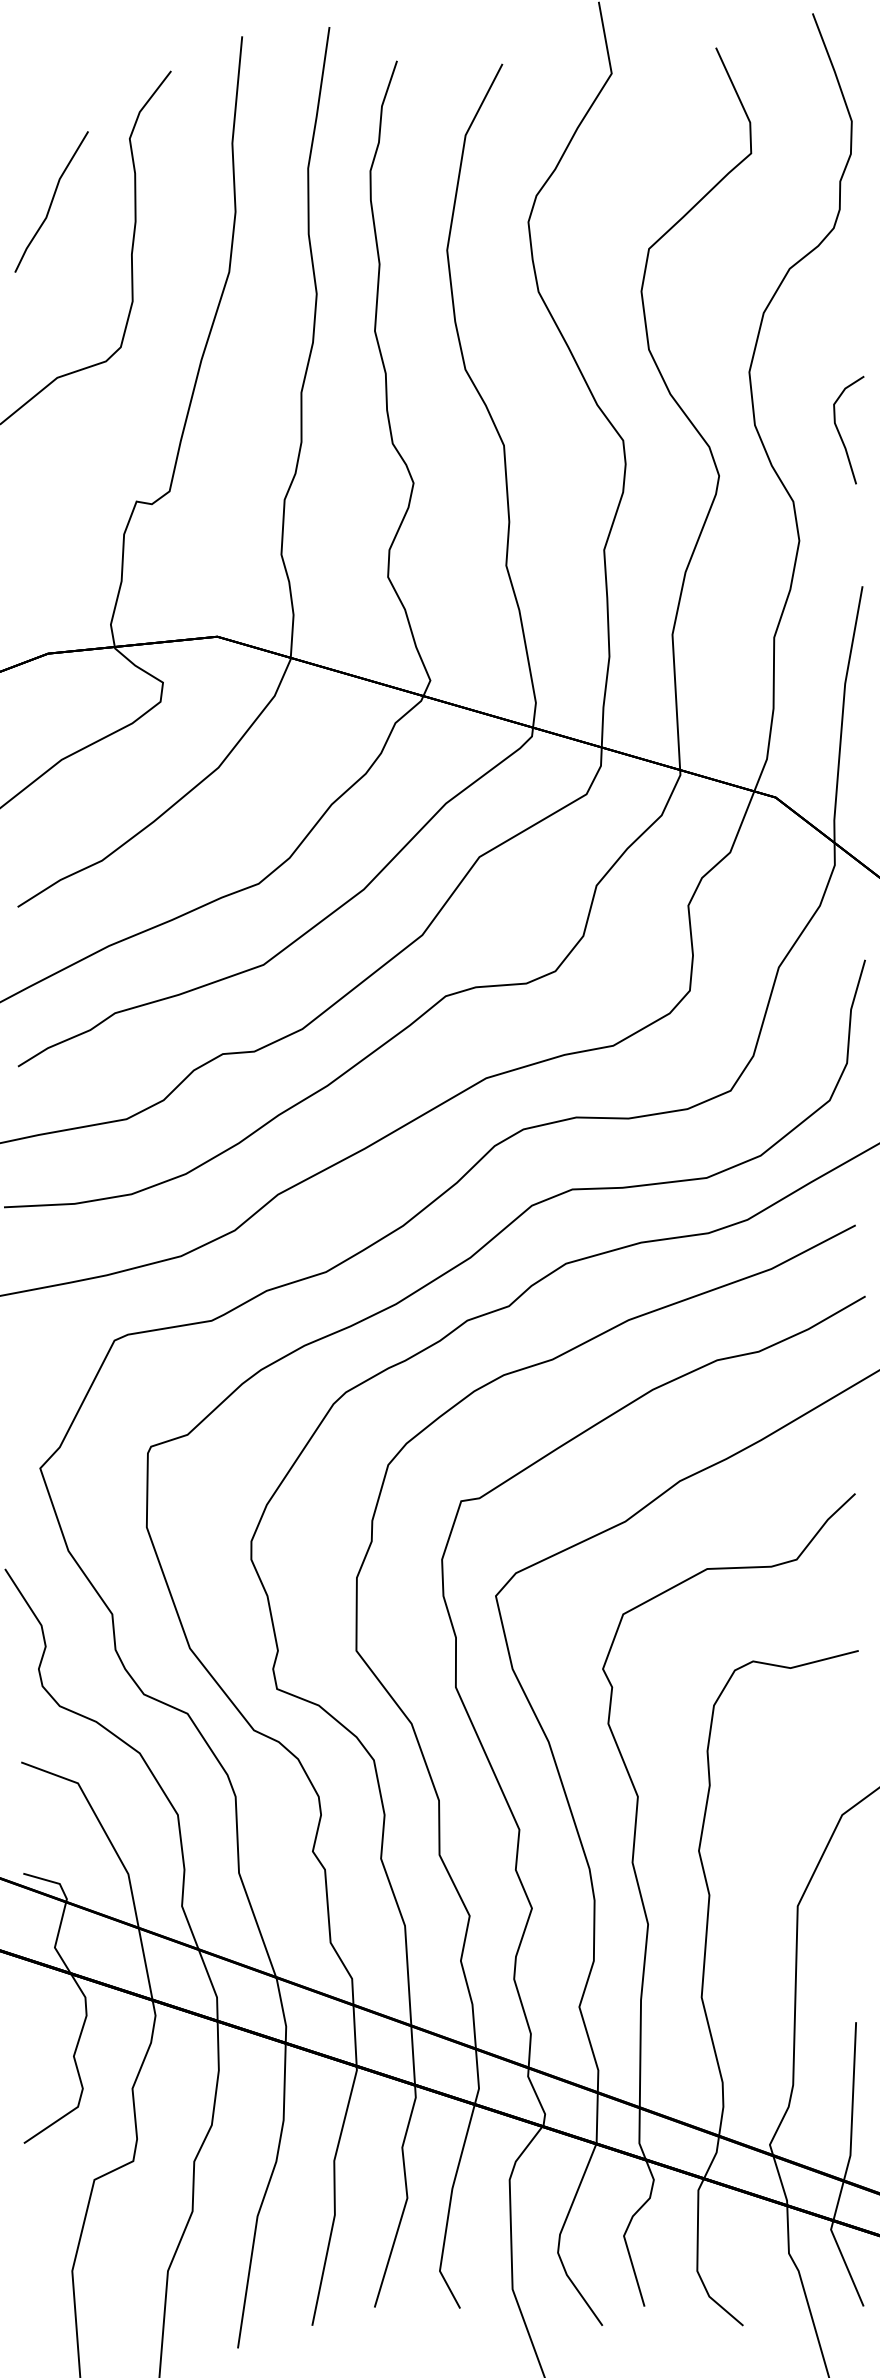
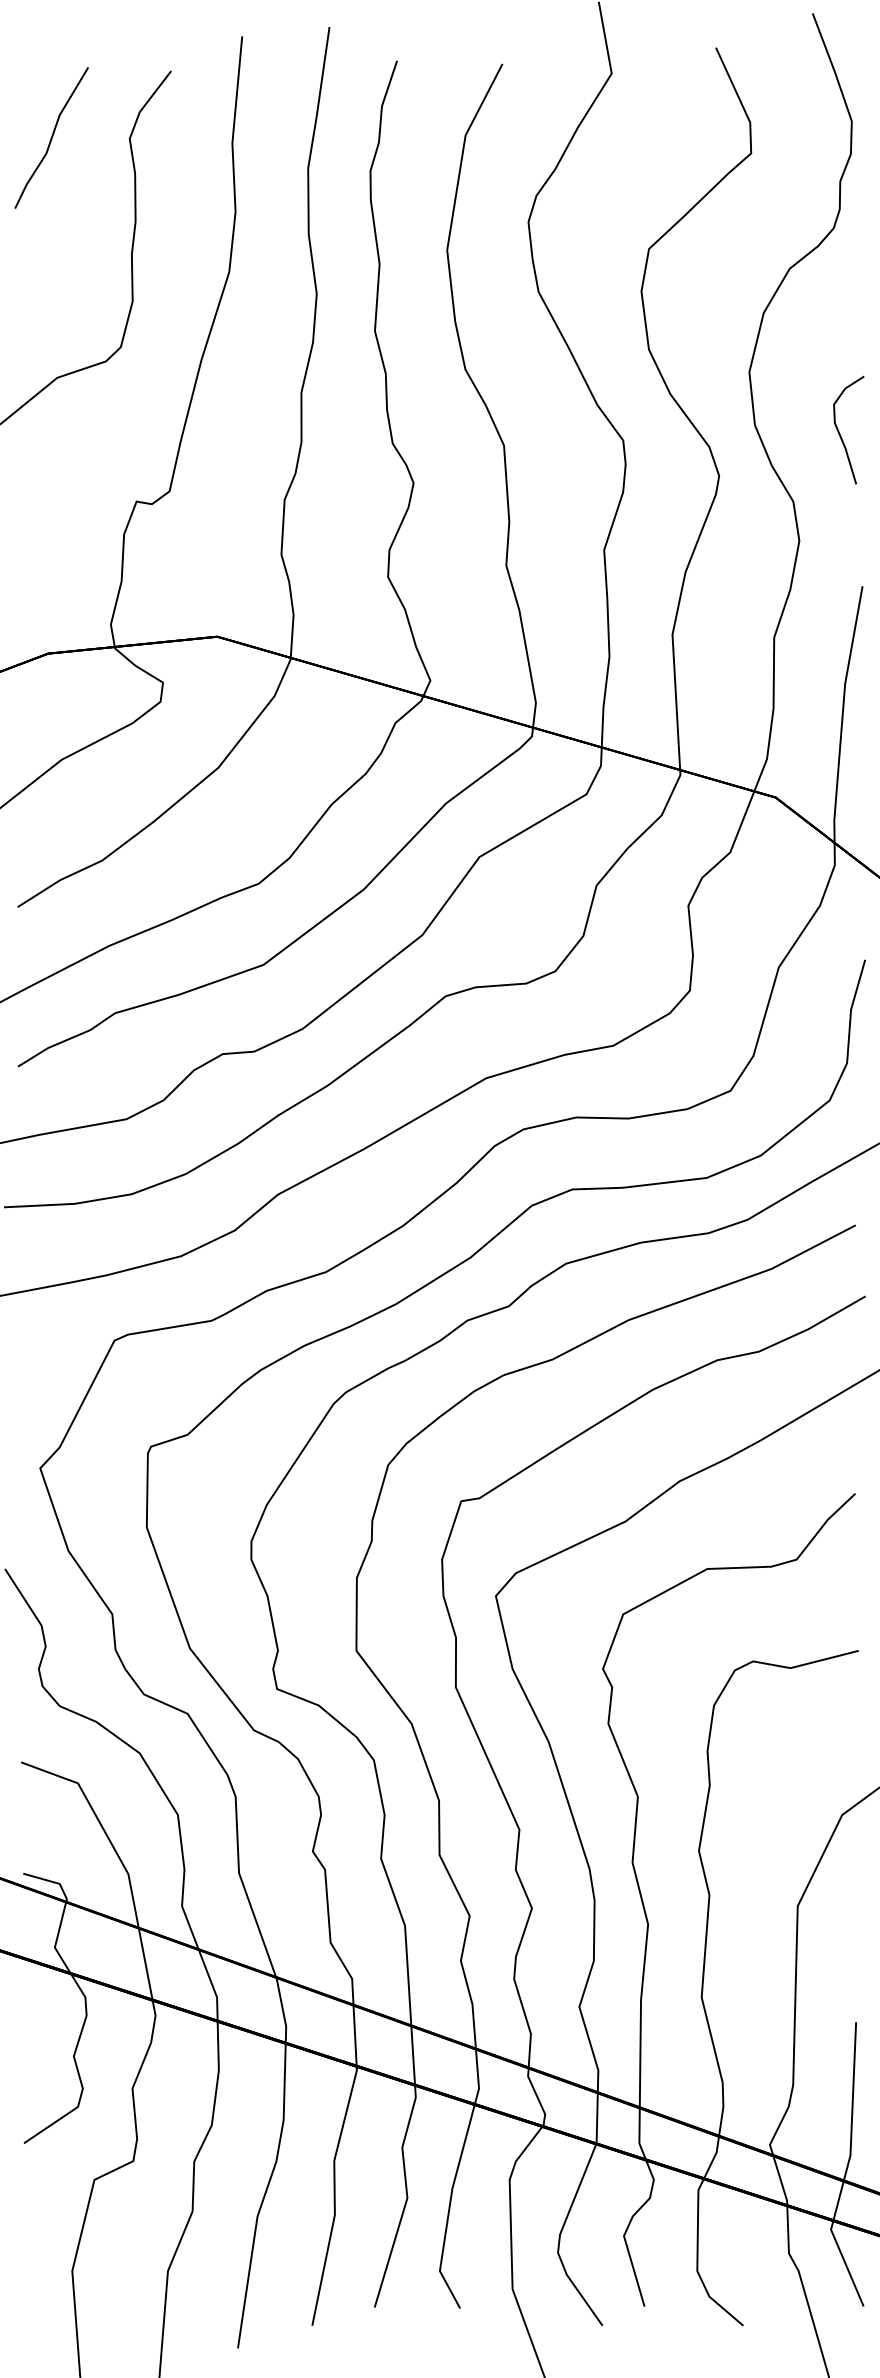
line position: (51, 201) -> (51, 137) (51, 137)
